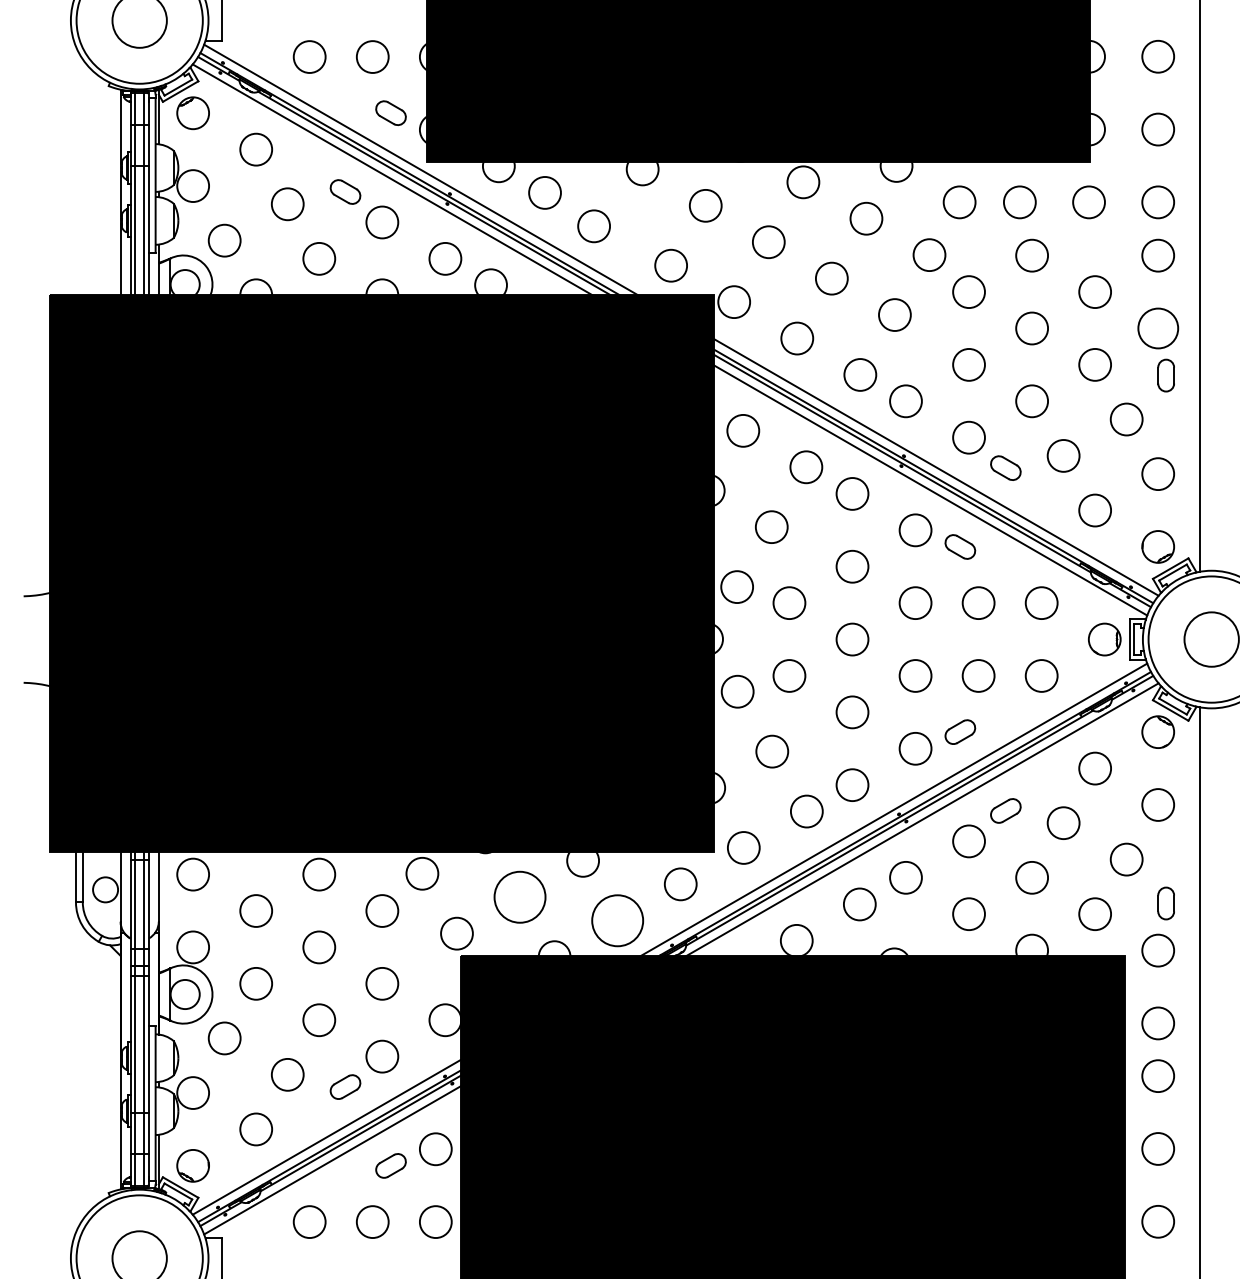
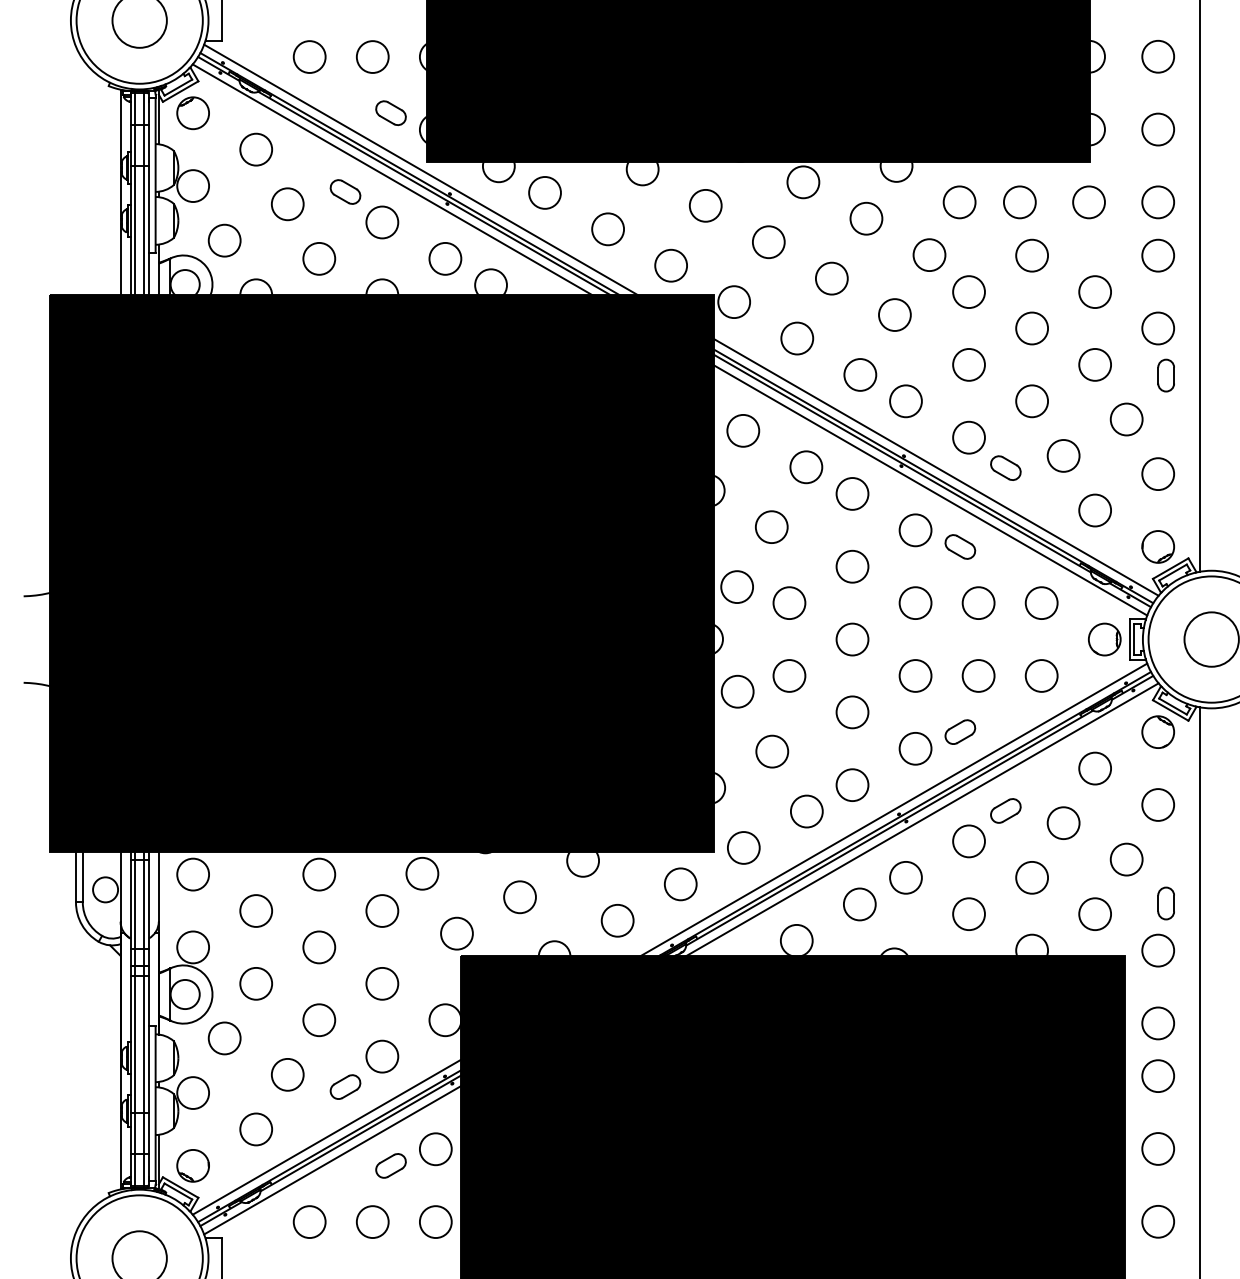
circle position: (593, 226) -> (607, 229) (607, 229)
circle size: 43x43 px -> 34x35 px (1157, 328)
circle diameter: 51 px -> 32 px (519, 897)
circle diameter: 51 px -> 32 px (617, 920)
